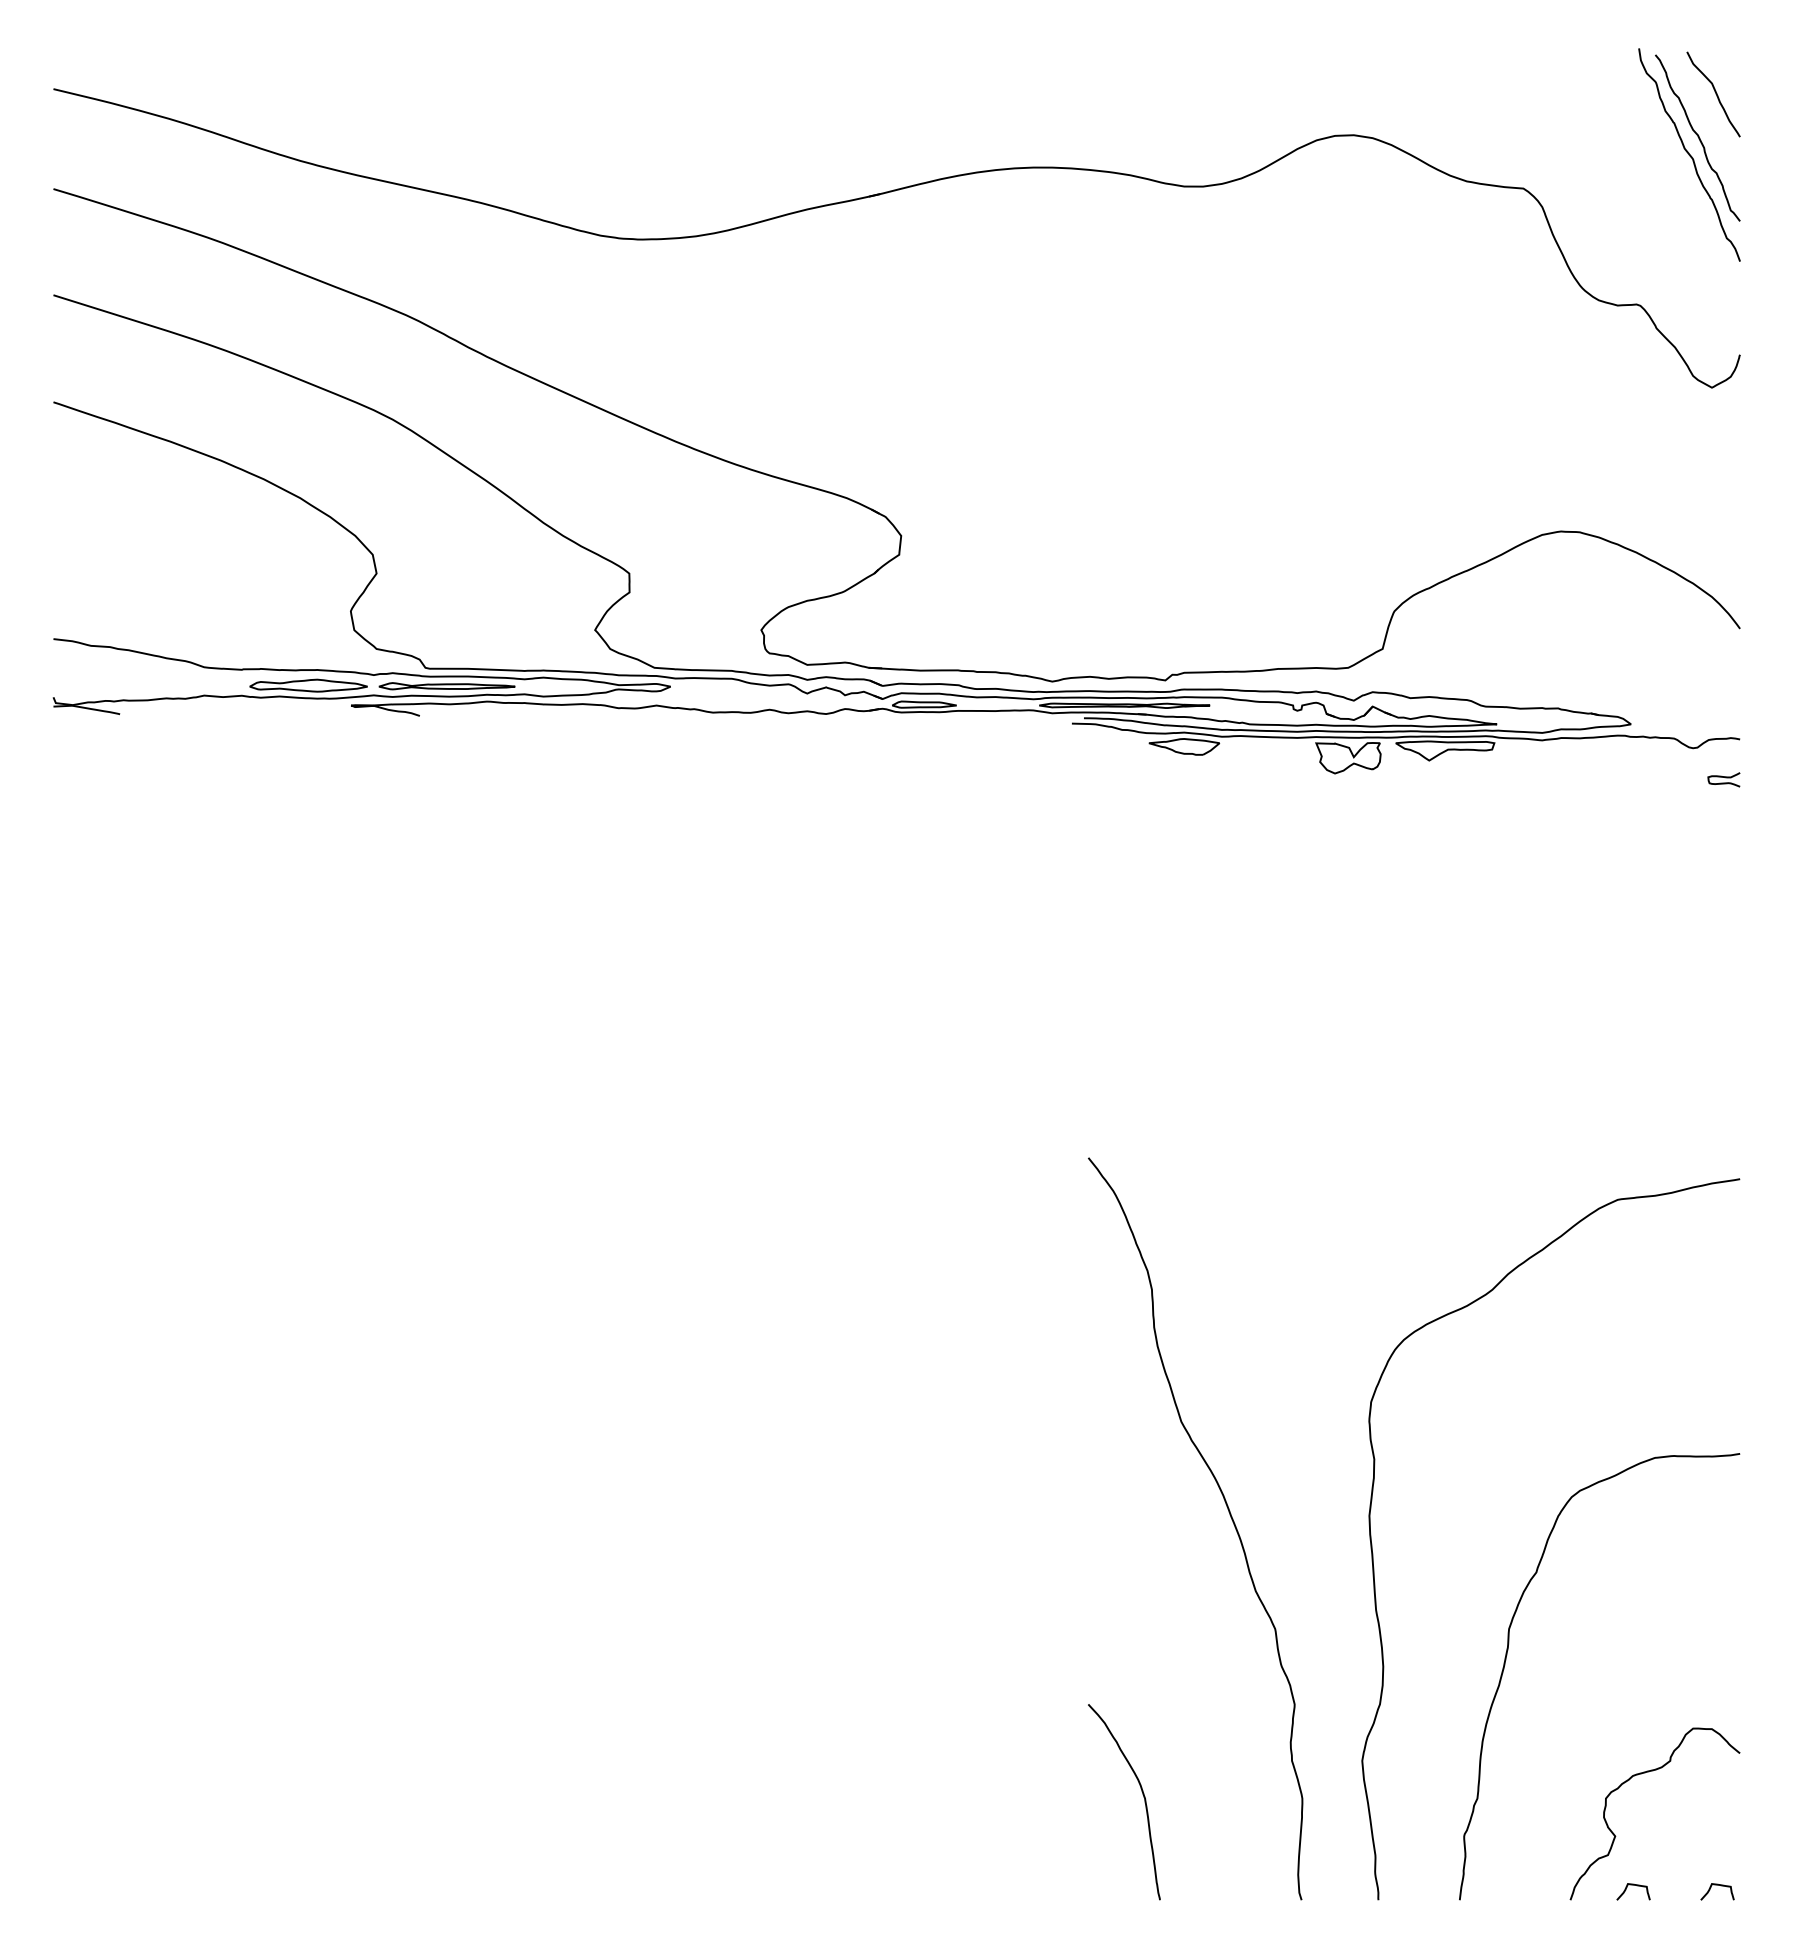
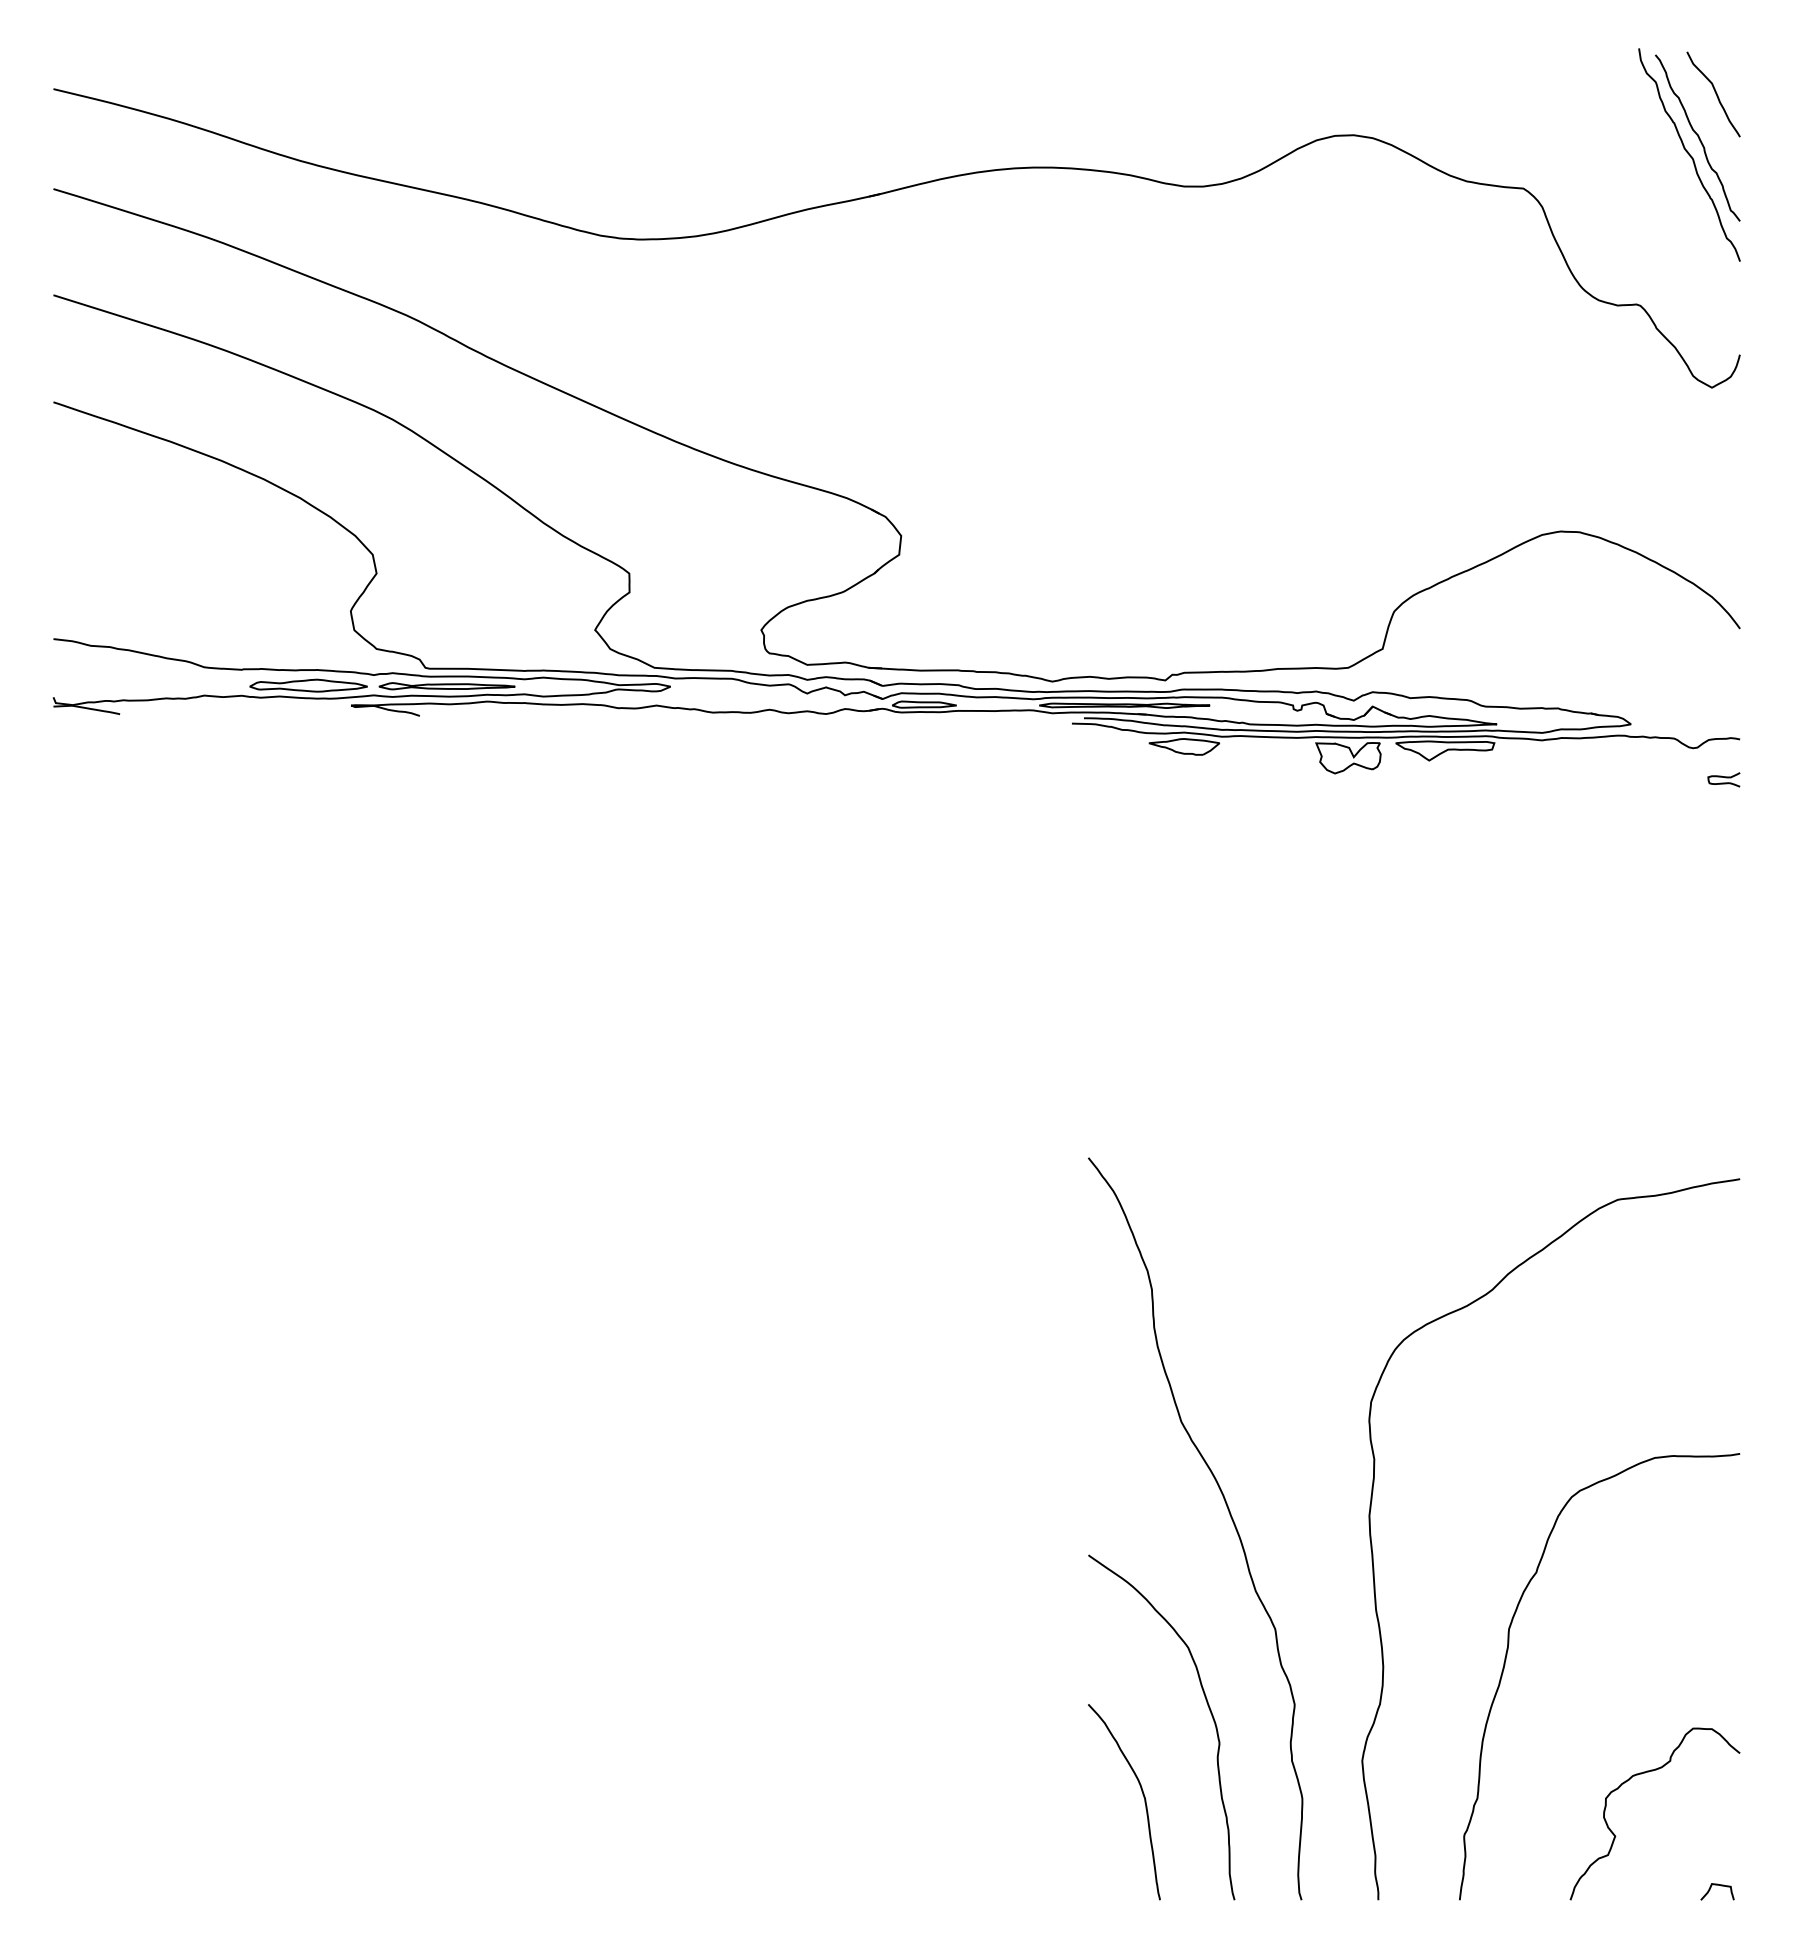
curve: none -> present (1209, 1711)
curve: present -> none (1633, 1885)
